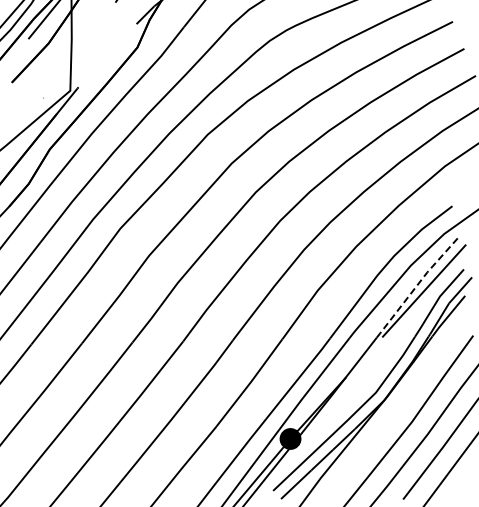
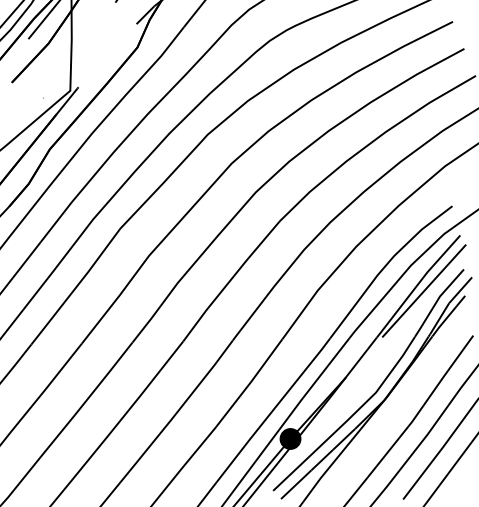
line: dashed -> solid (417, 284)
